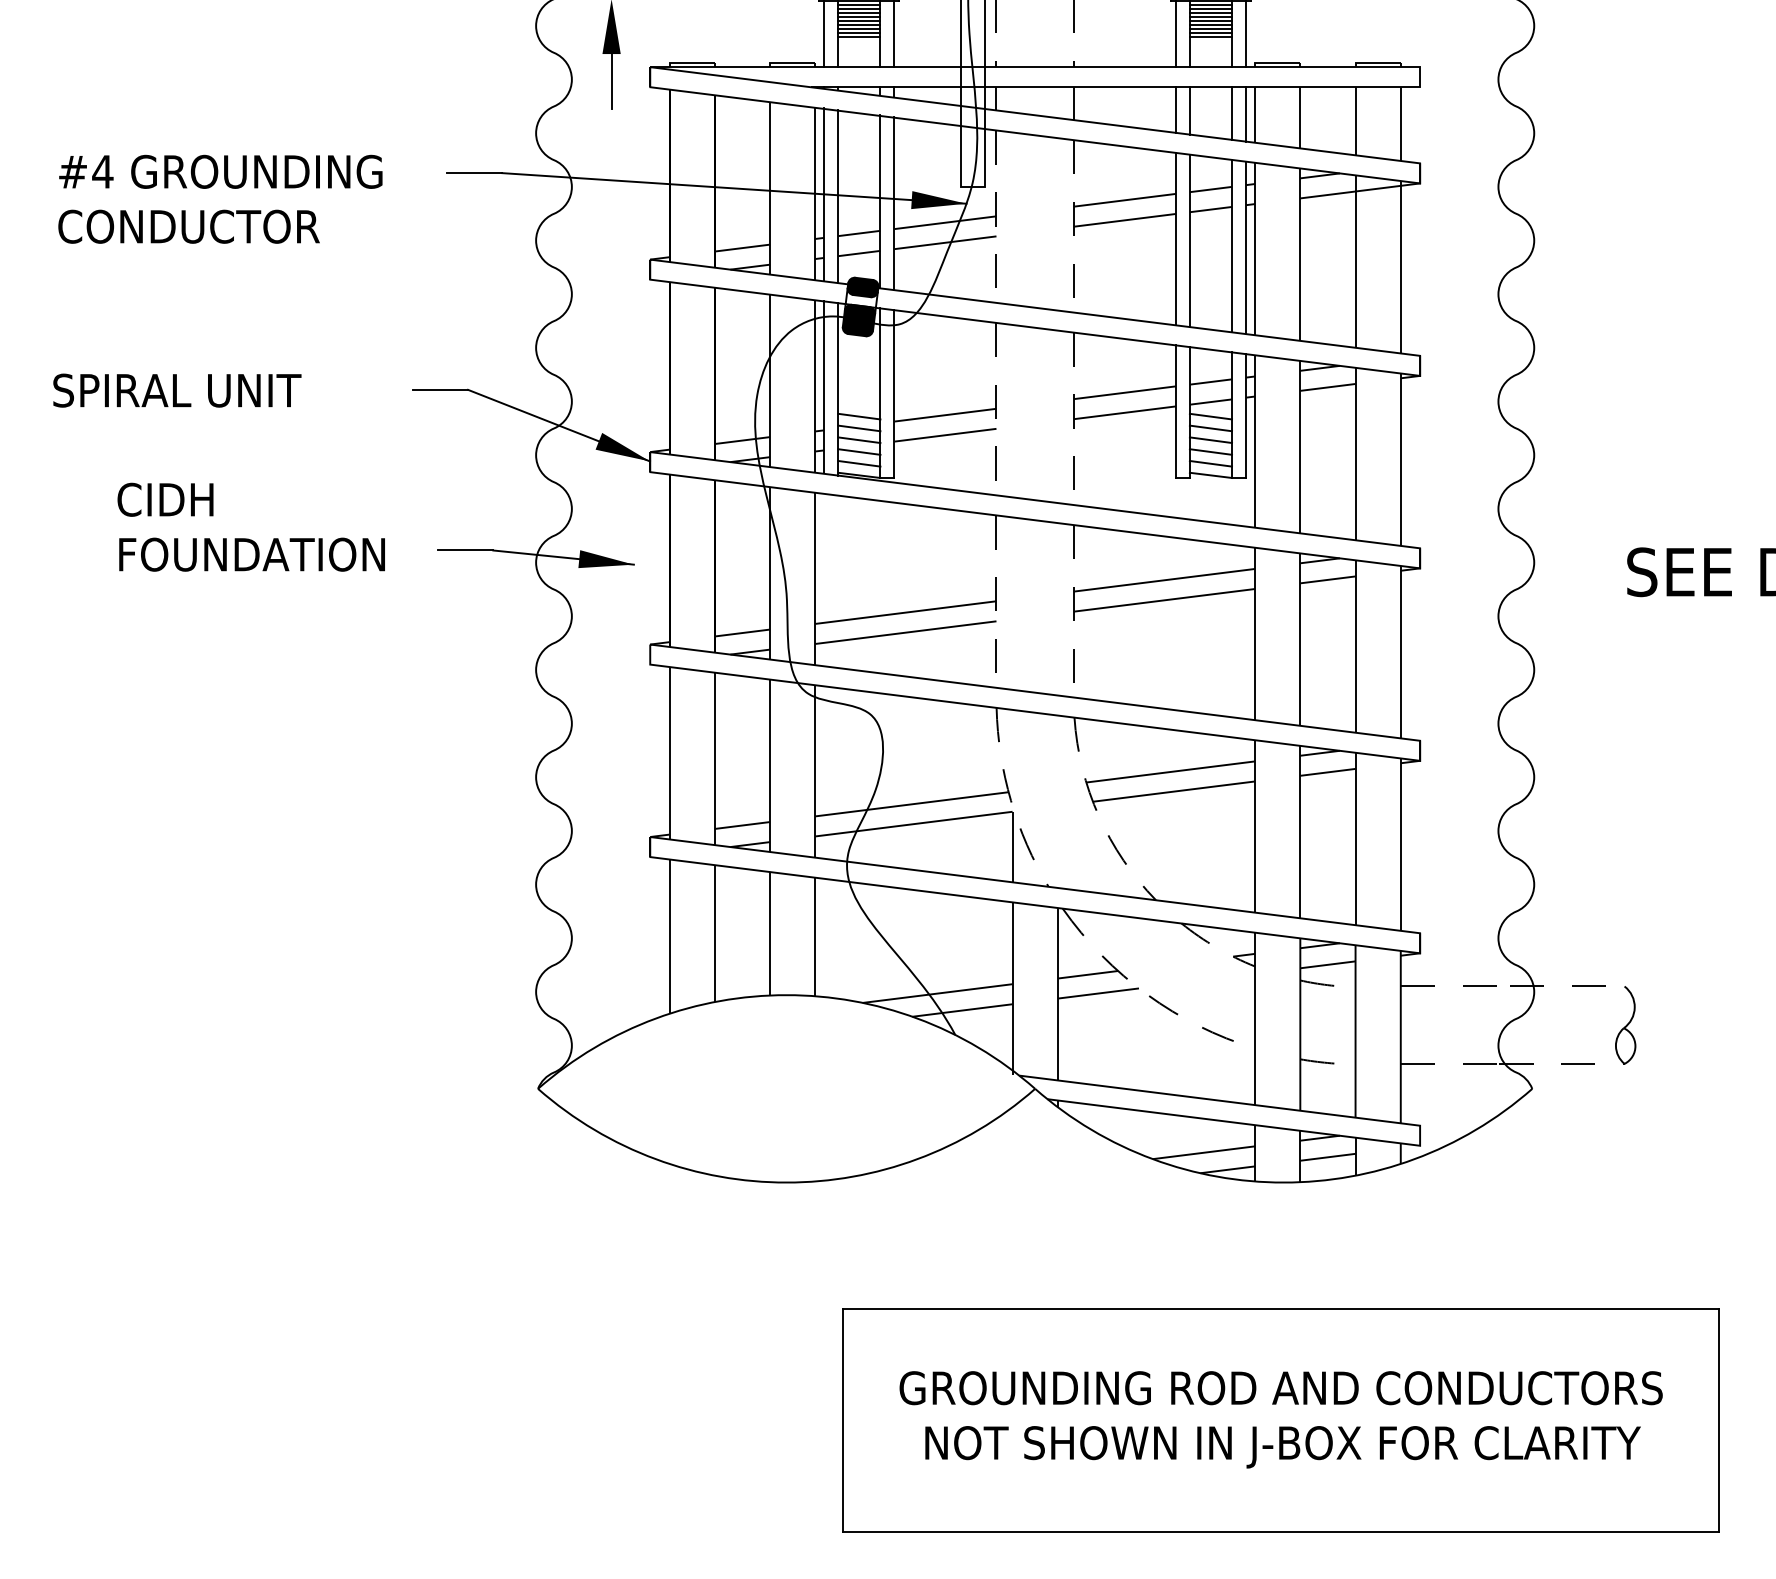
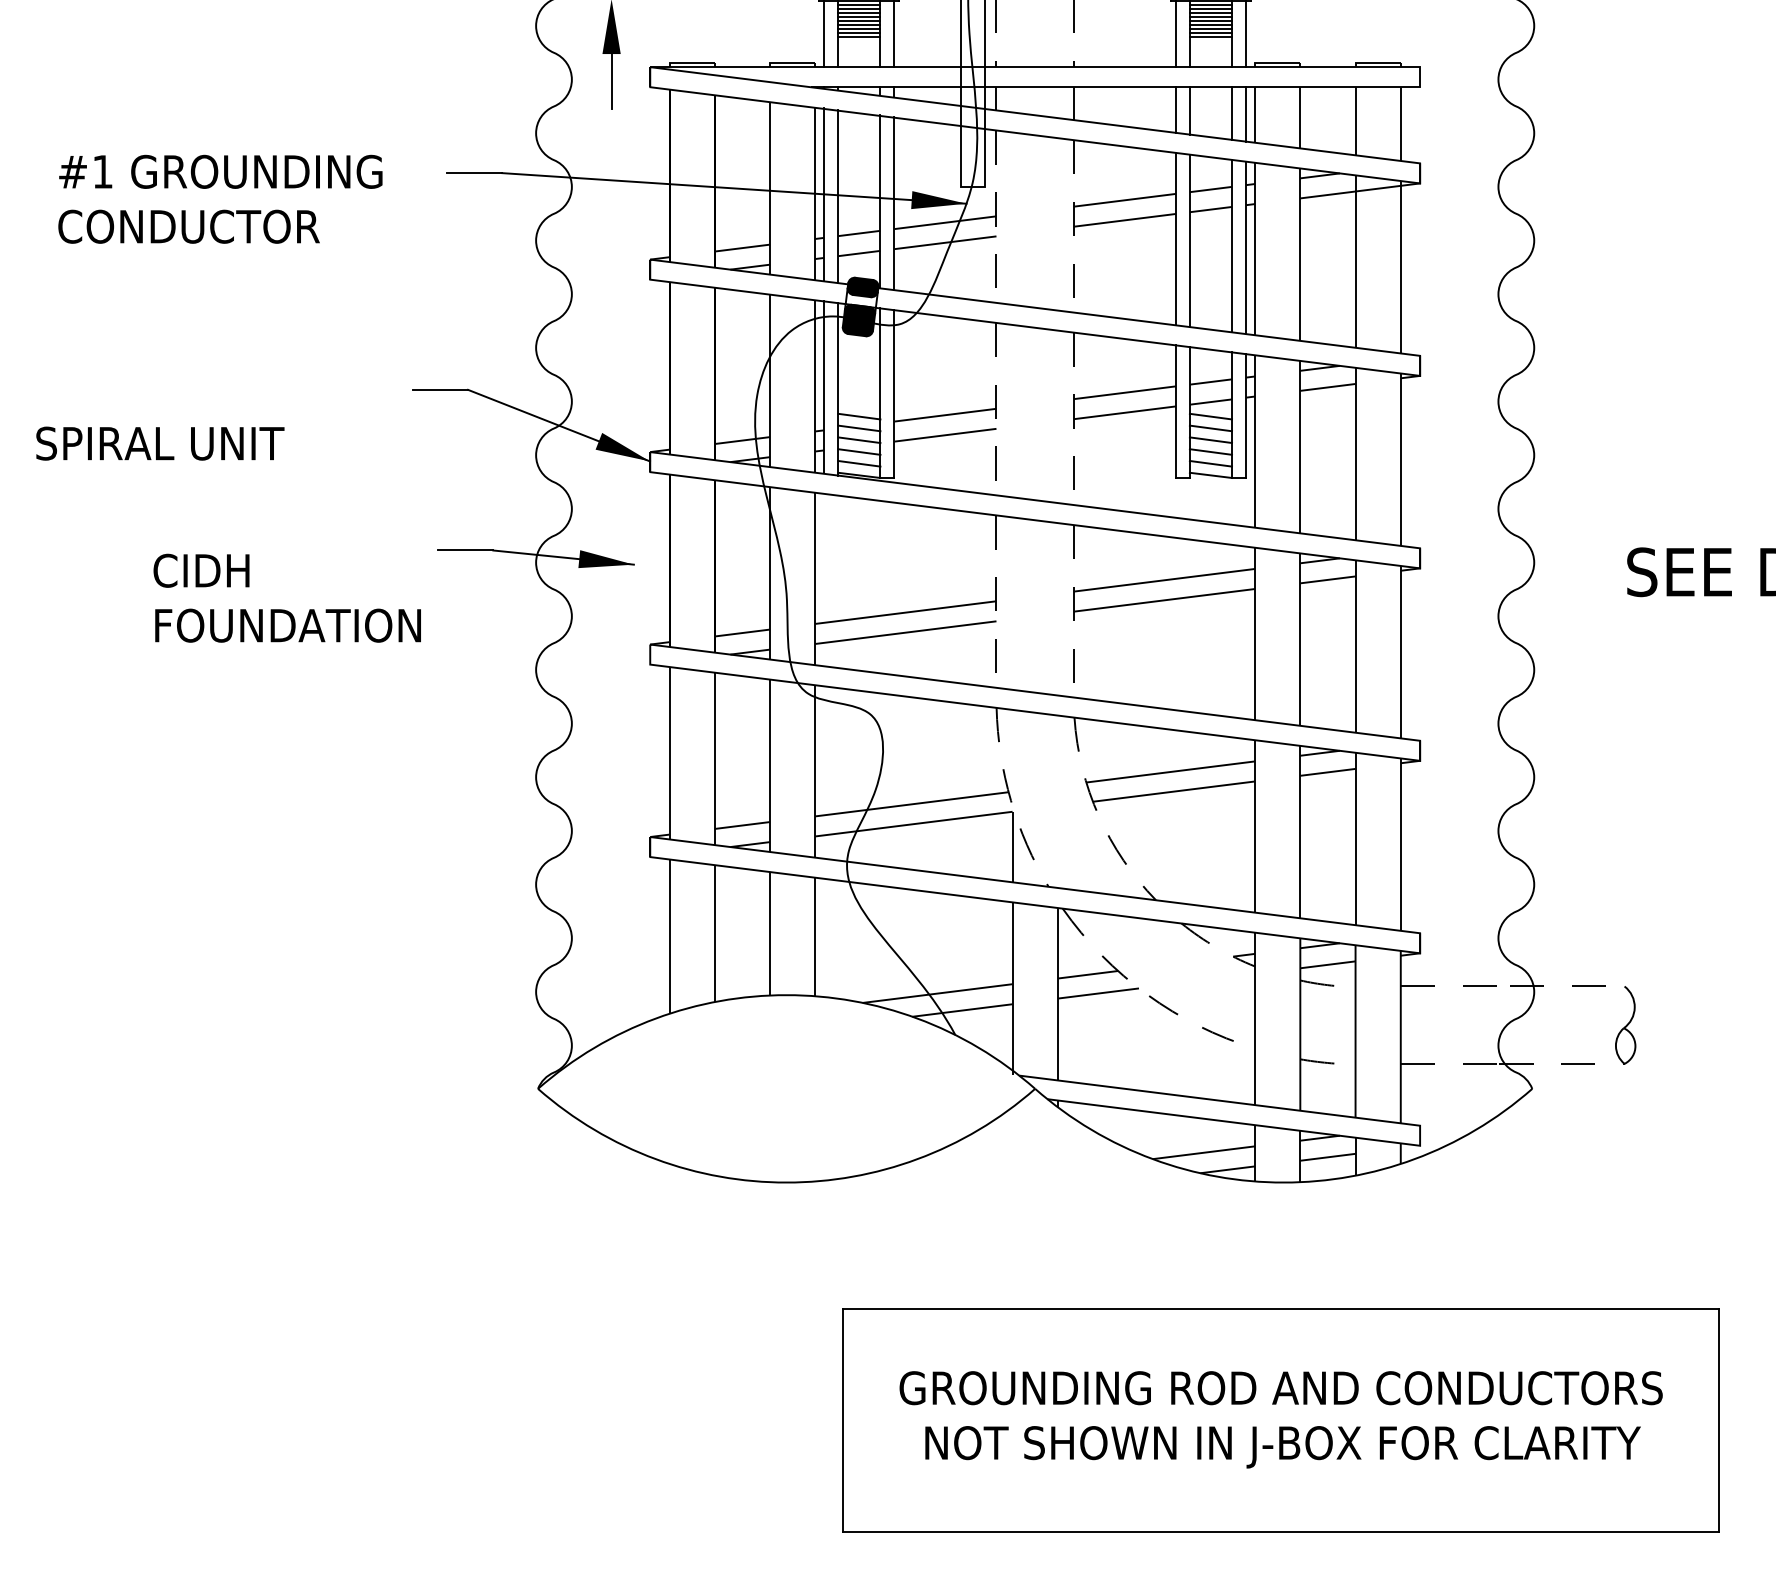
text: #4 -> #1 (102, 171)
text position: (177, 390) -> (160, 443) (160, 443)
text position: (250, 526) -> (286, 597) (286, 597)
